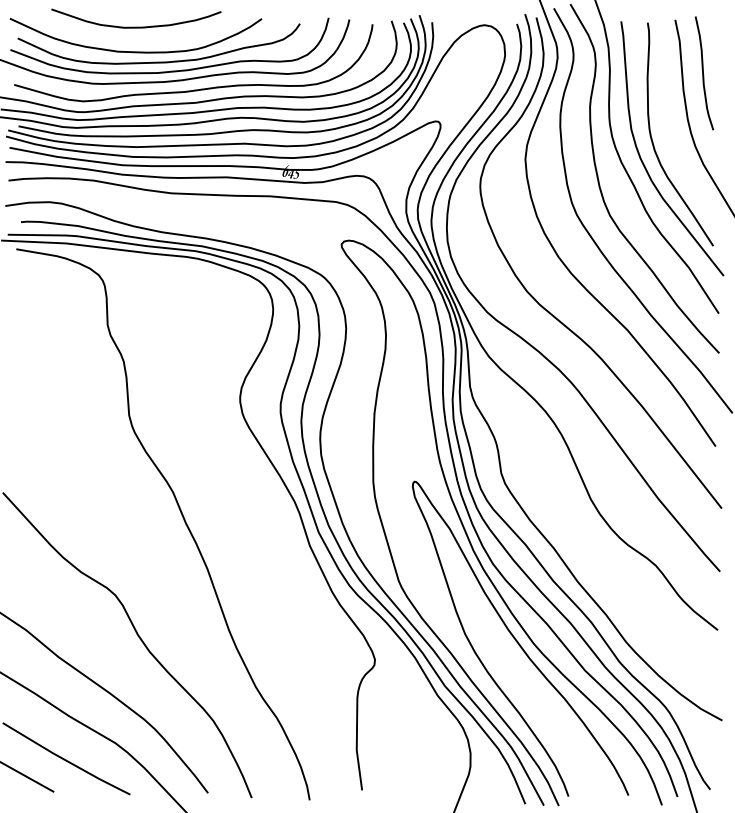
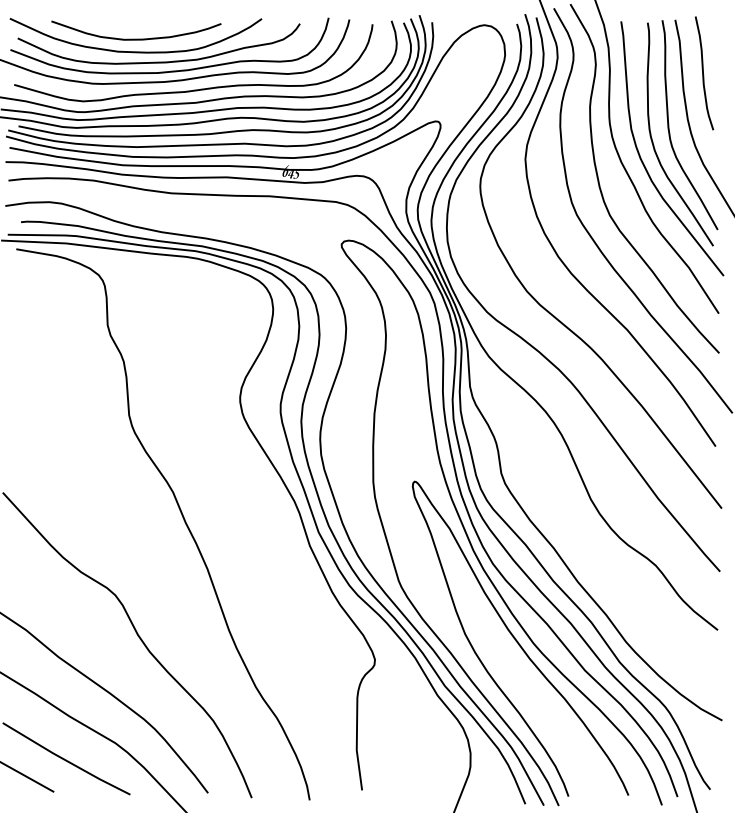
curve position: (136, 26) -> (136, 38) (136, 38)
curve: none -> present (669, 125)
